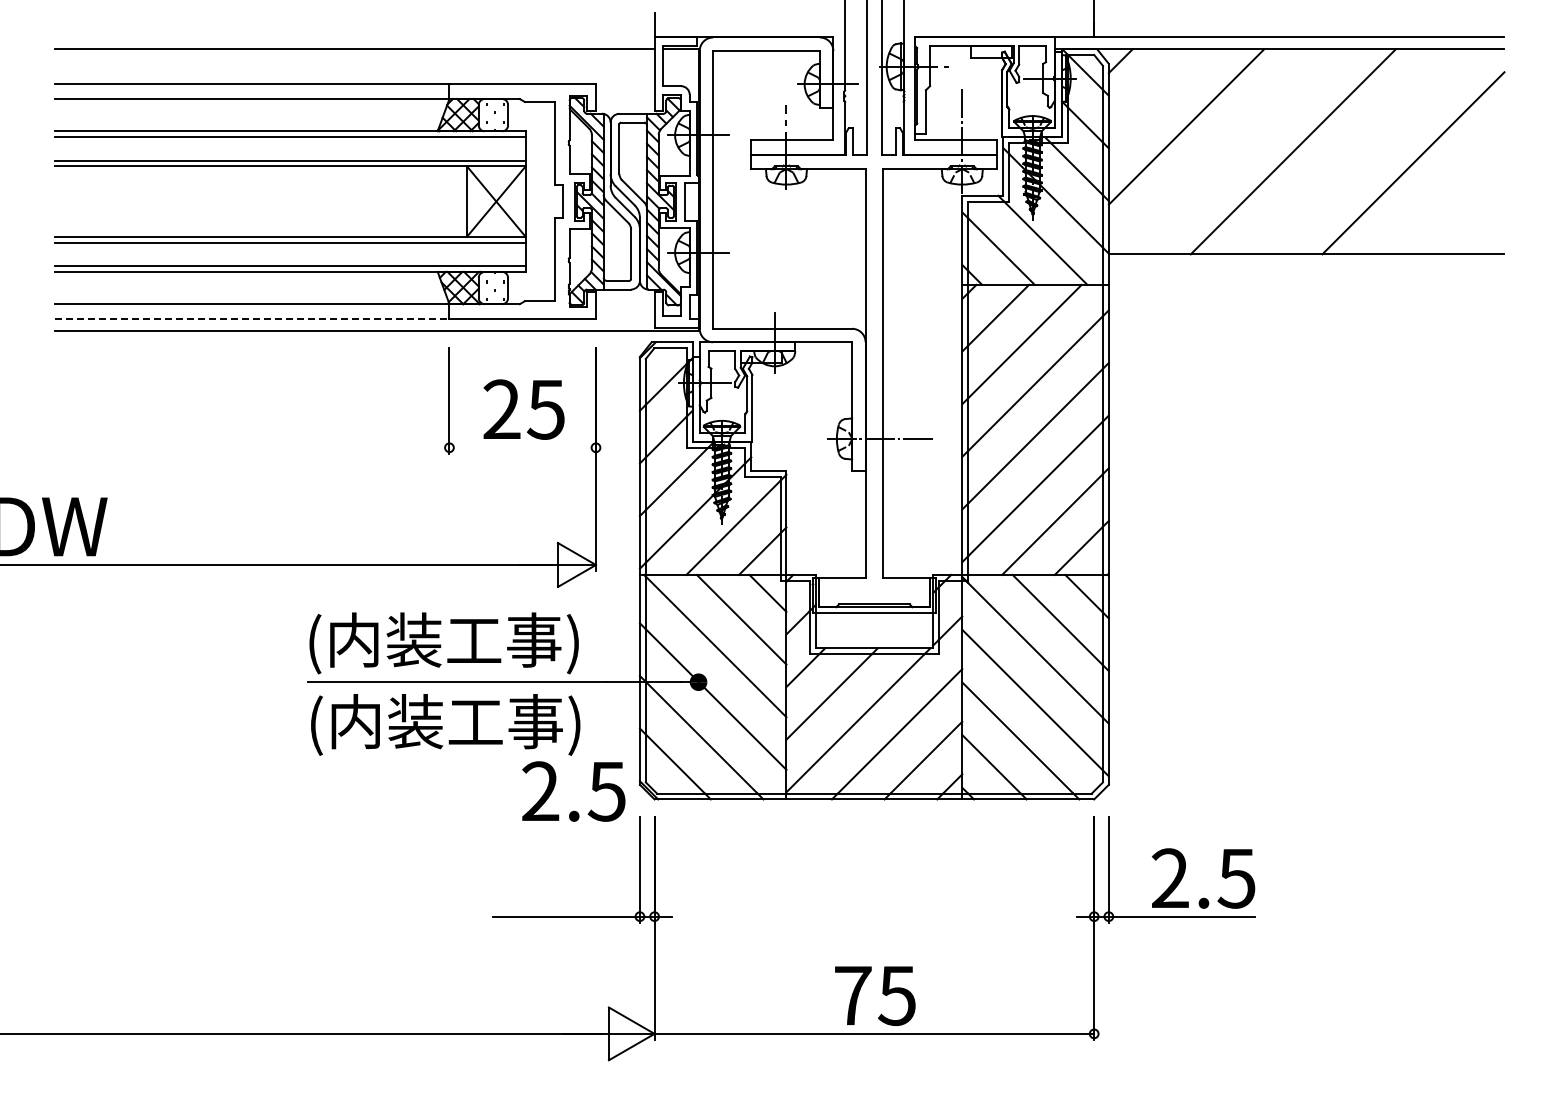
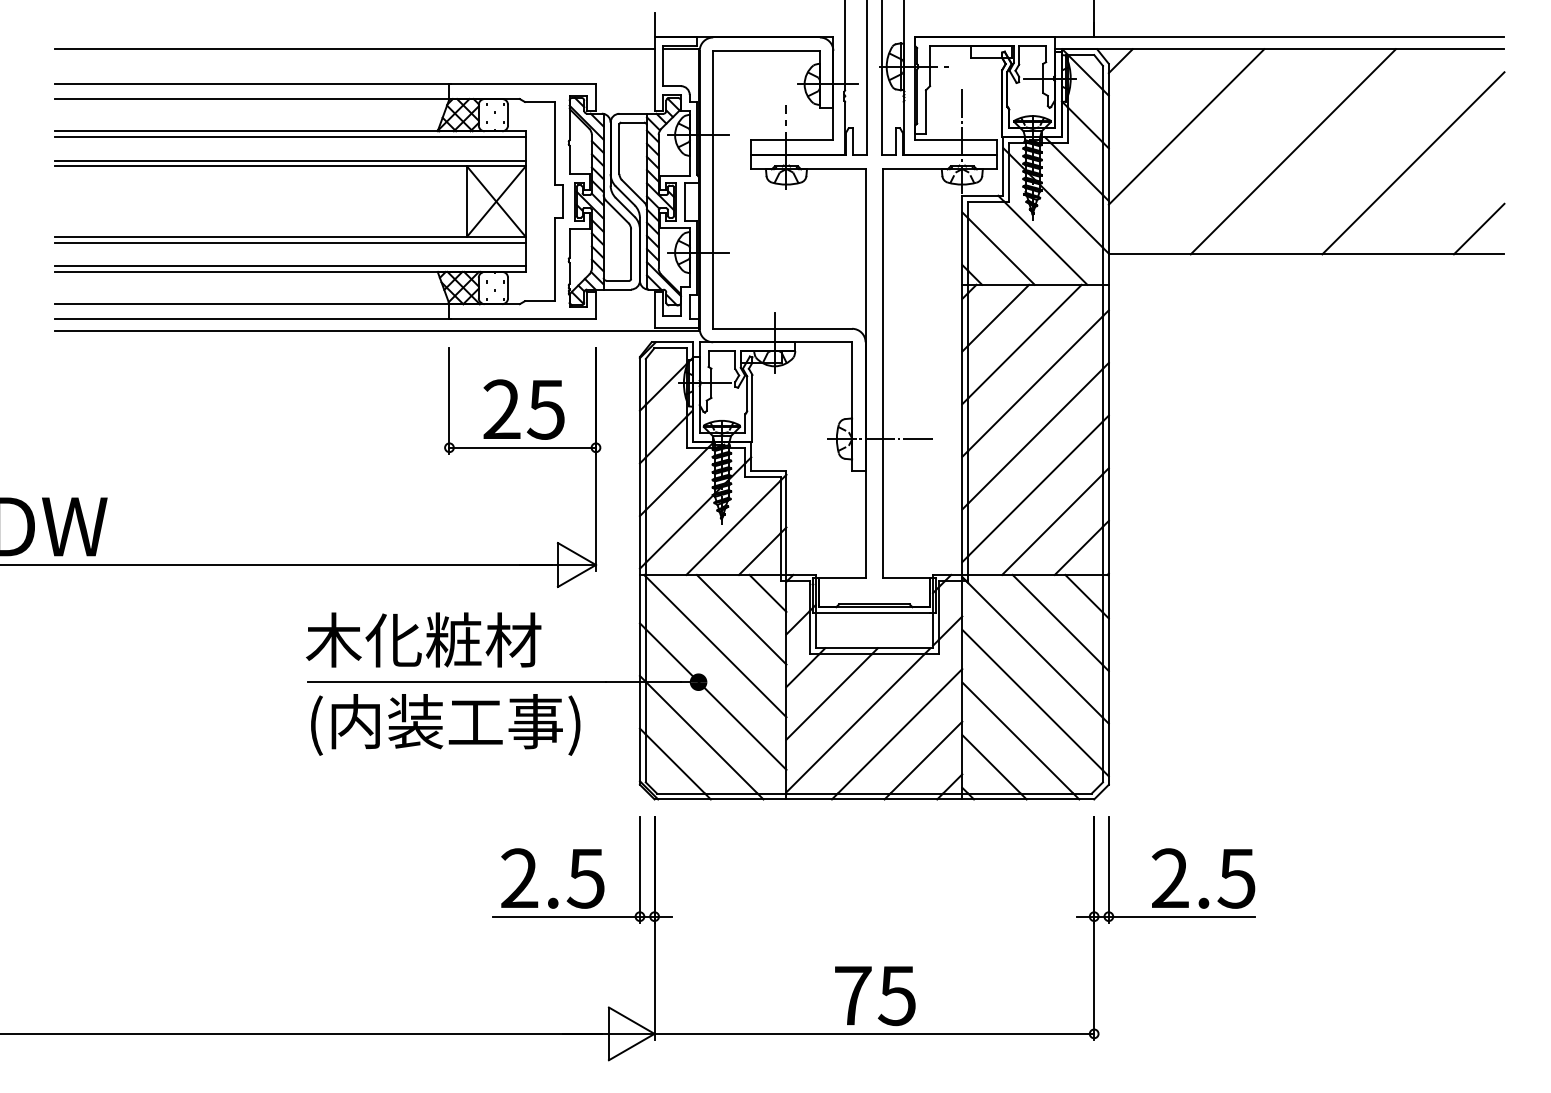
line: none -> present (1478, 228)
line: dashed -> solid (253, 318)
line: none -> present (522, 447)
text: (内装工事) -> 木化粧材 (442, 643)
text position: (573, 791) -> (552, 878) (552, 878)
